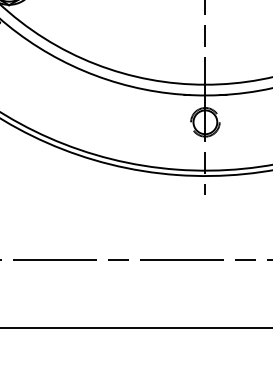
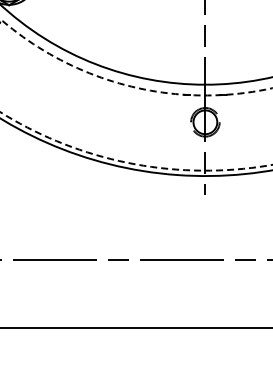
arc: solid -> dashed (128, 85)
arc: solid -> dashed (130, 163)
